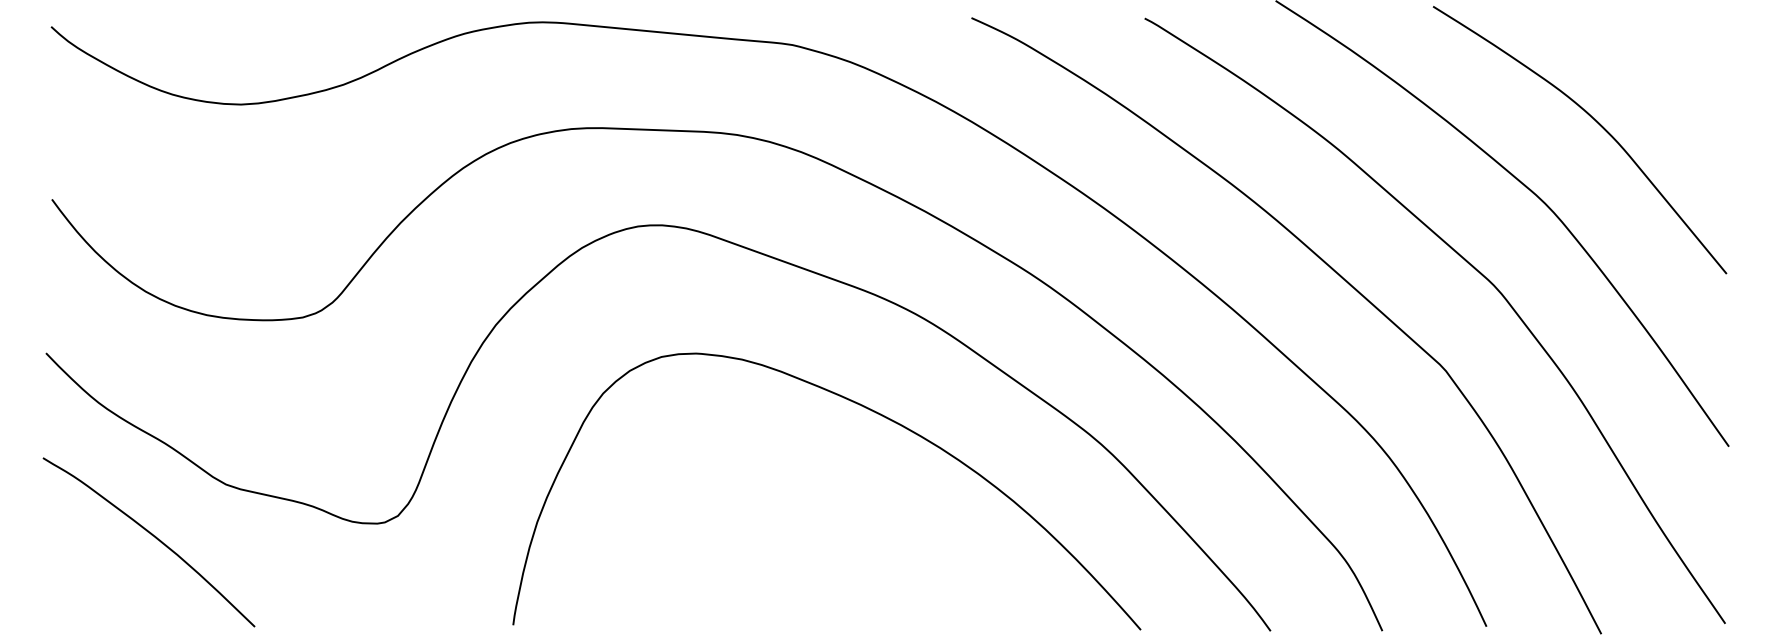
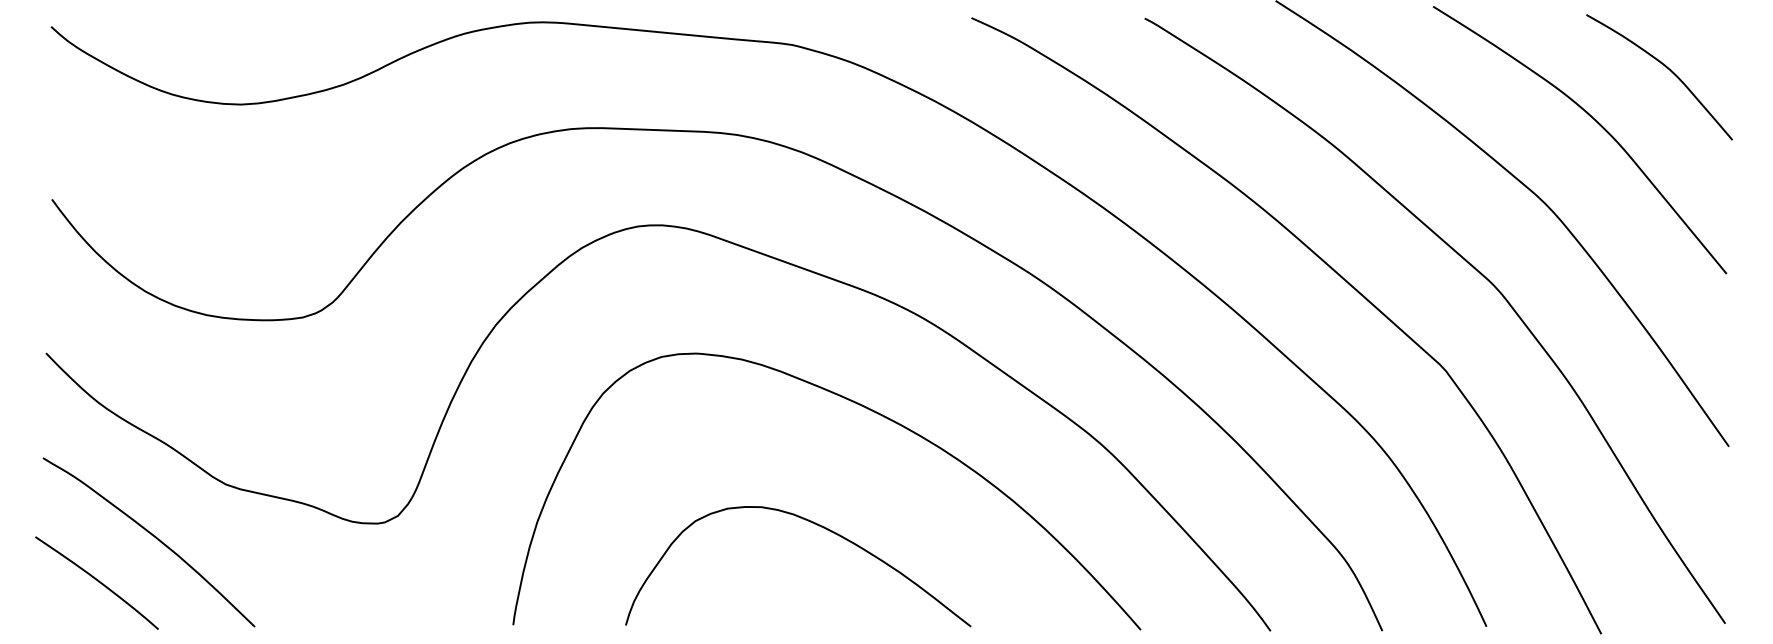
curve: none -> present (1666, 68)
curve: none -> present (816, 525)
curve: none -> present (97, 581)
